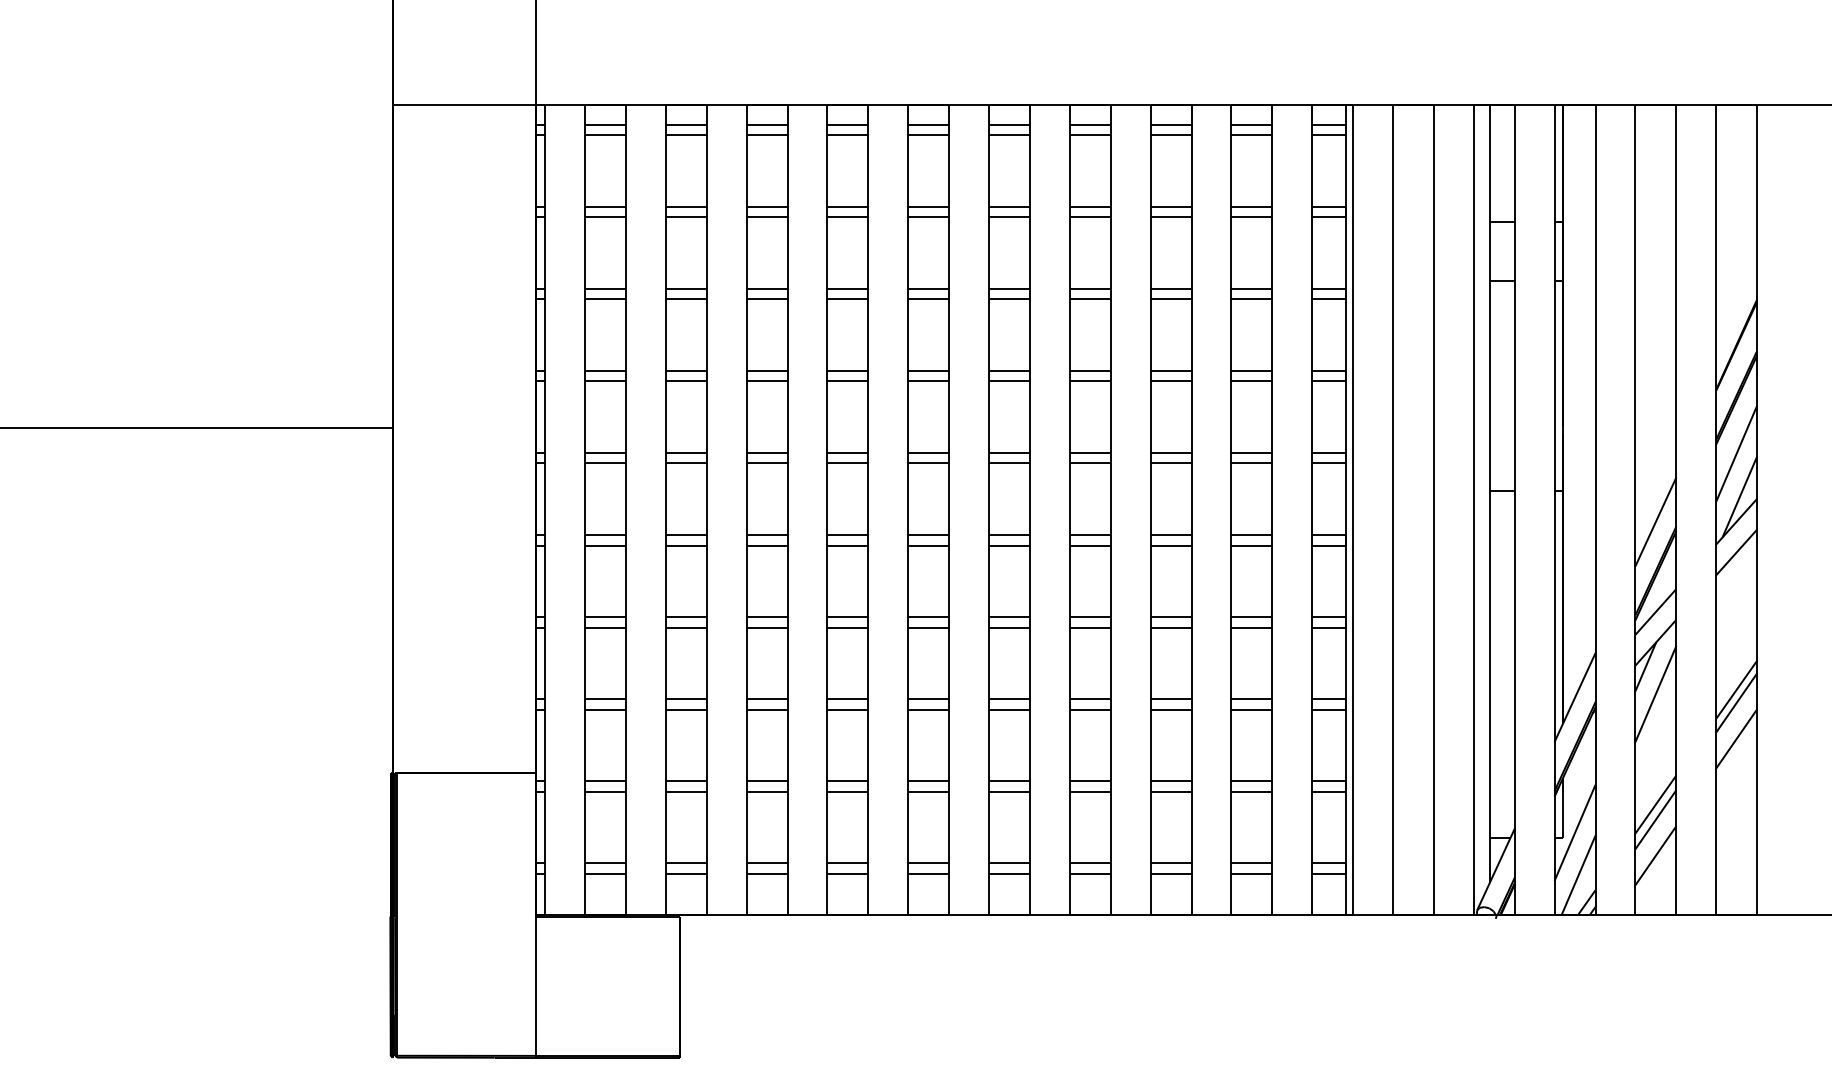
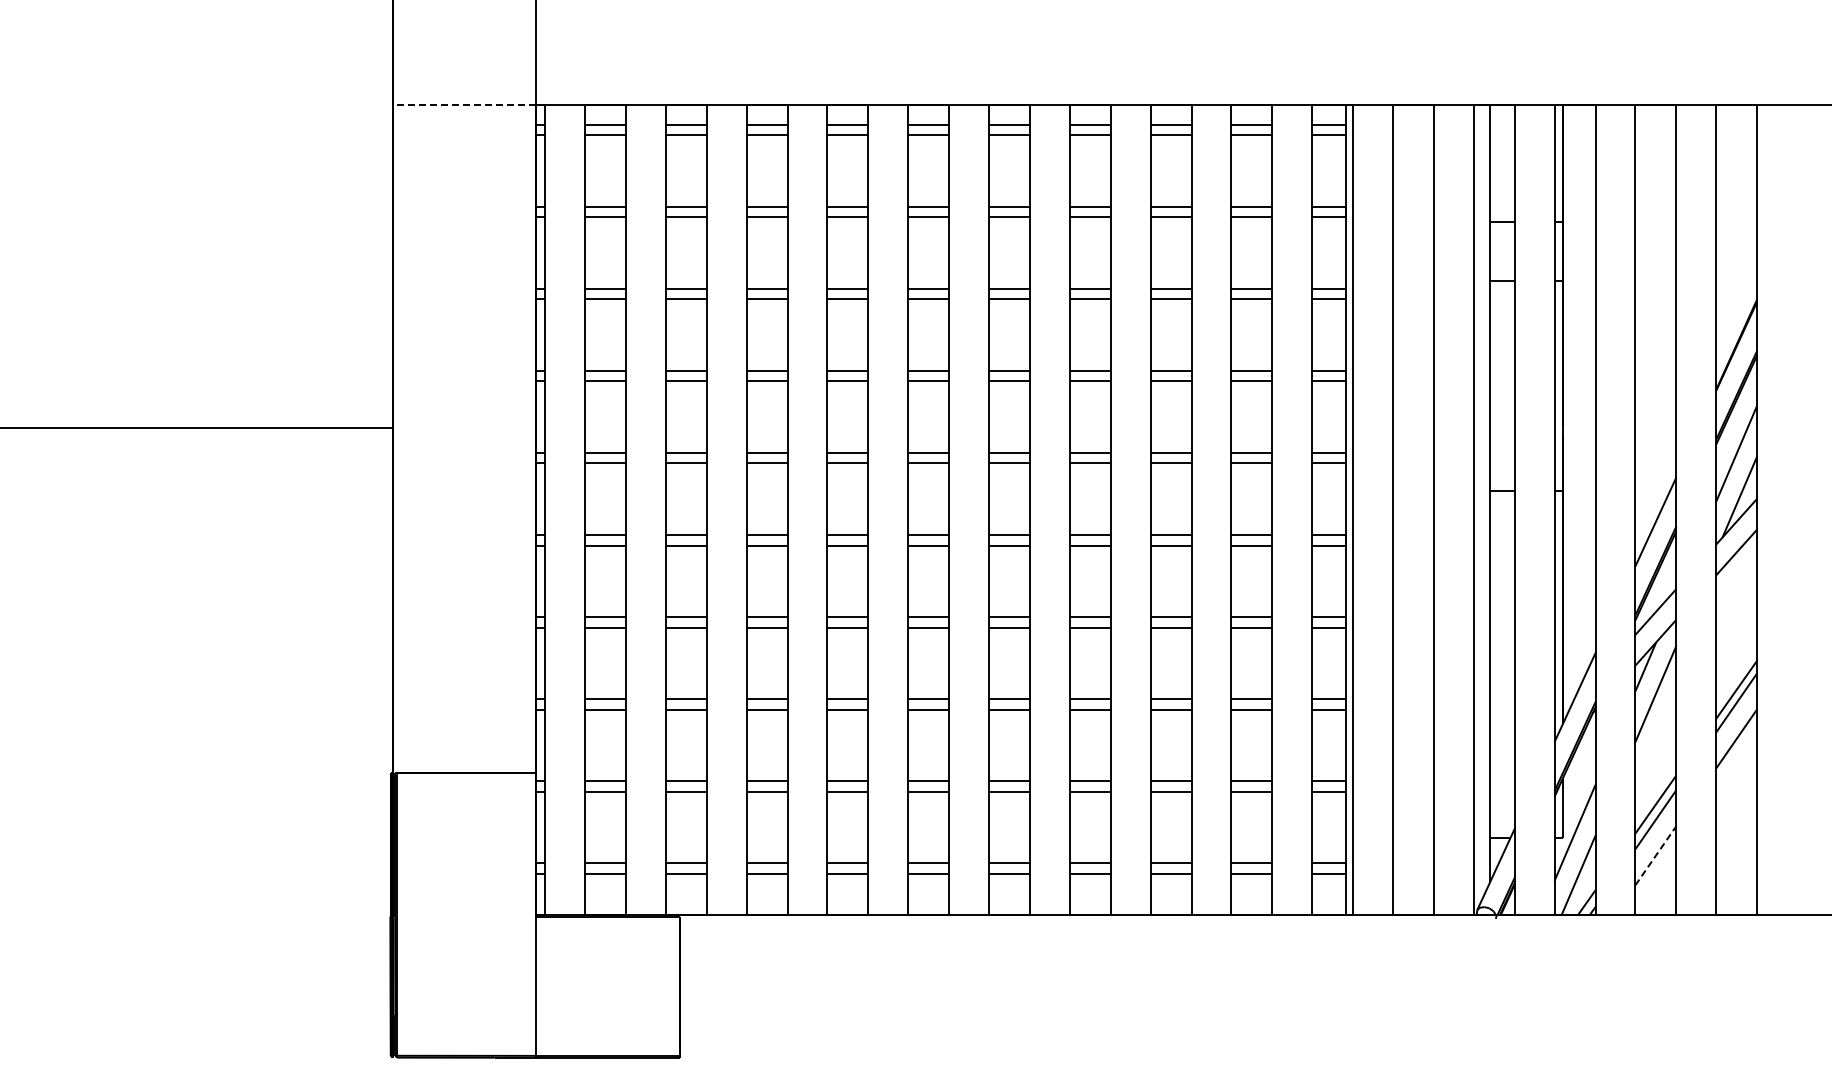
line: solid -> dashed (464, 104)
line: solid -> dashed (1656, 855)
